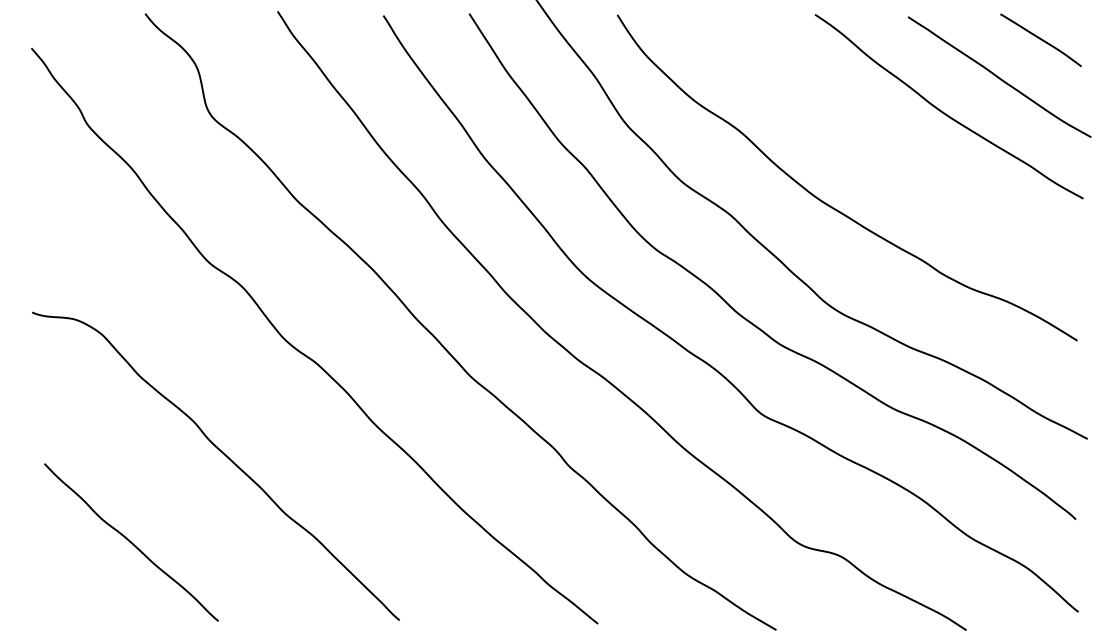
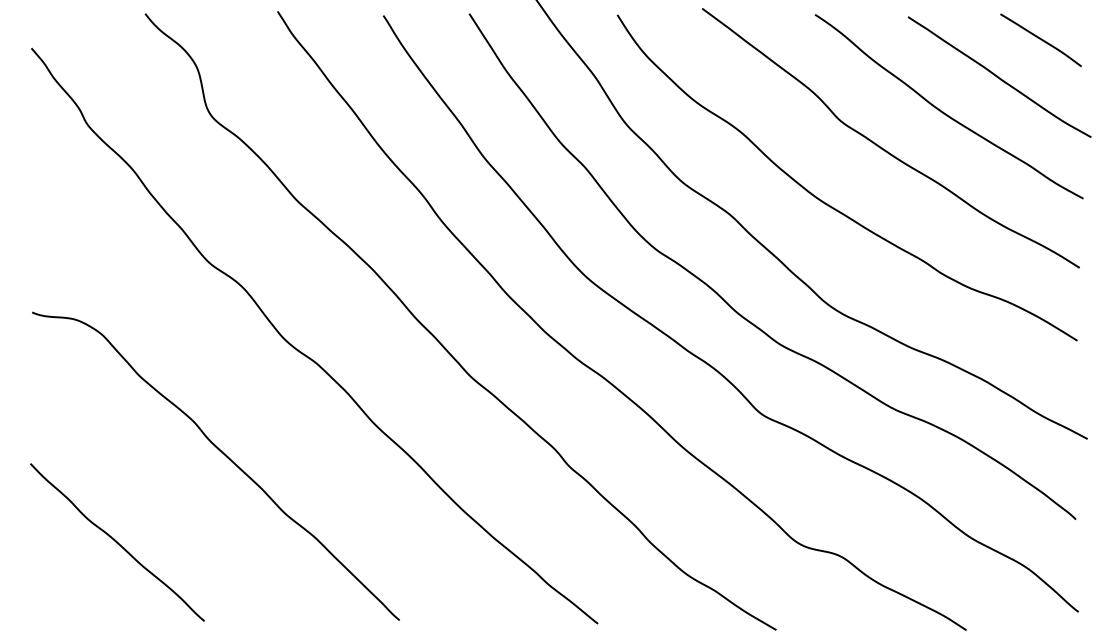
curve: none -> present (882, 147)
curve position: (131, 542) -> (117, 542) (117, 542)
